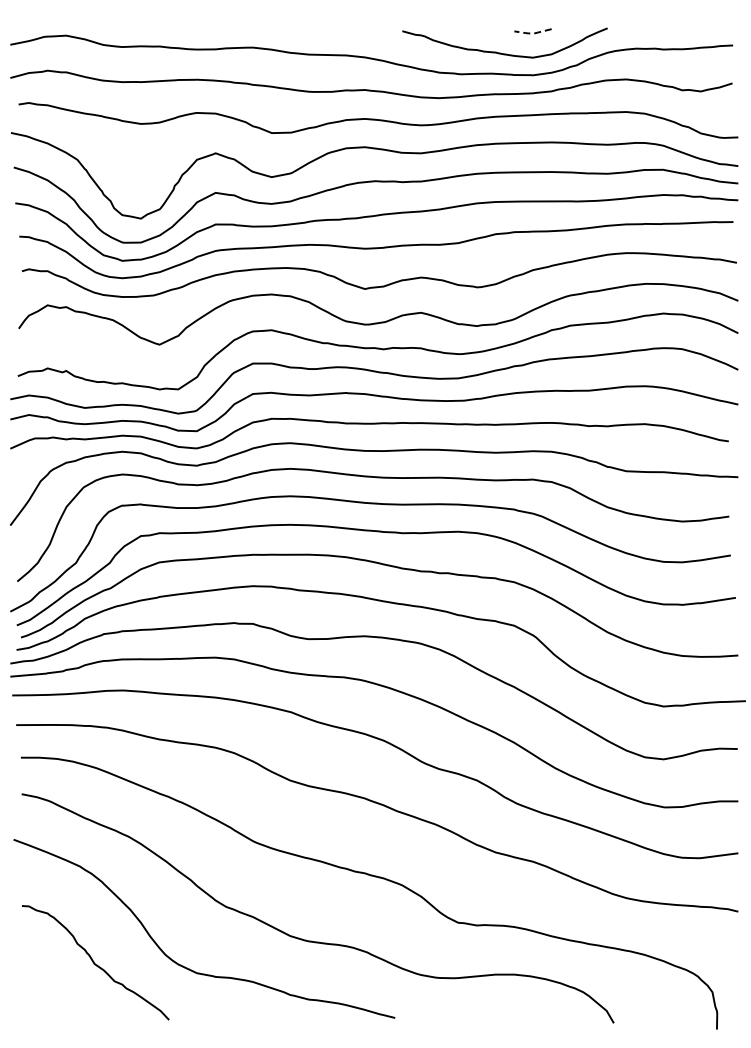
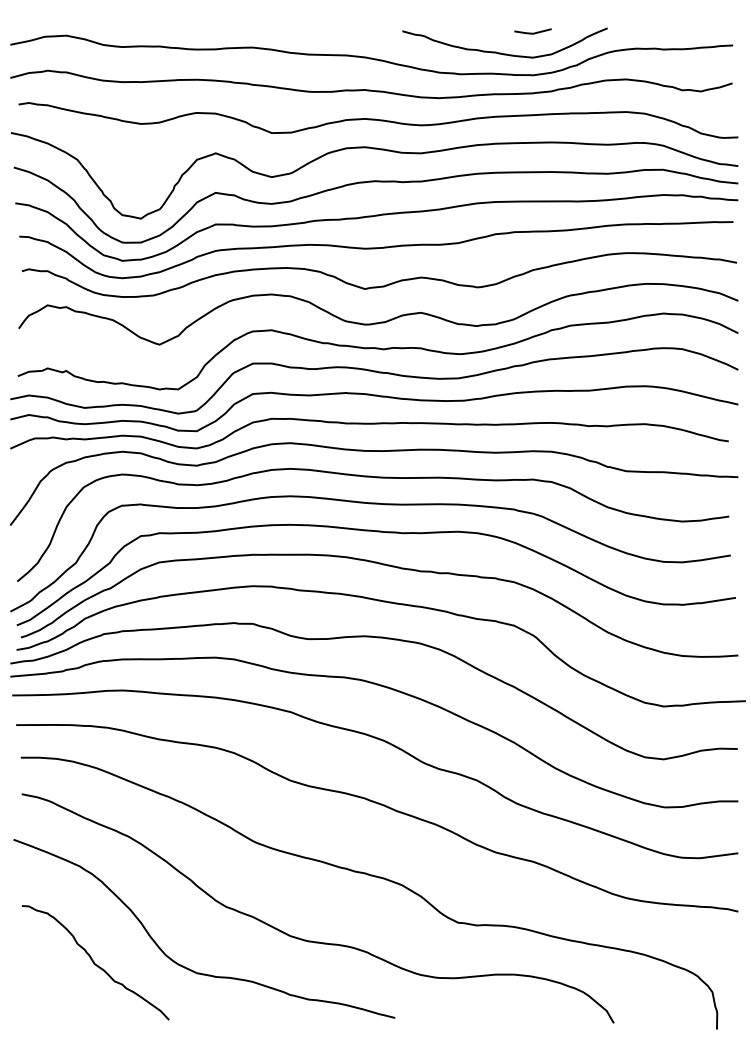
line: dashed -> solid (533, 33)
